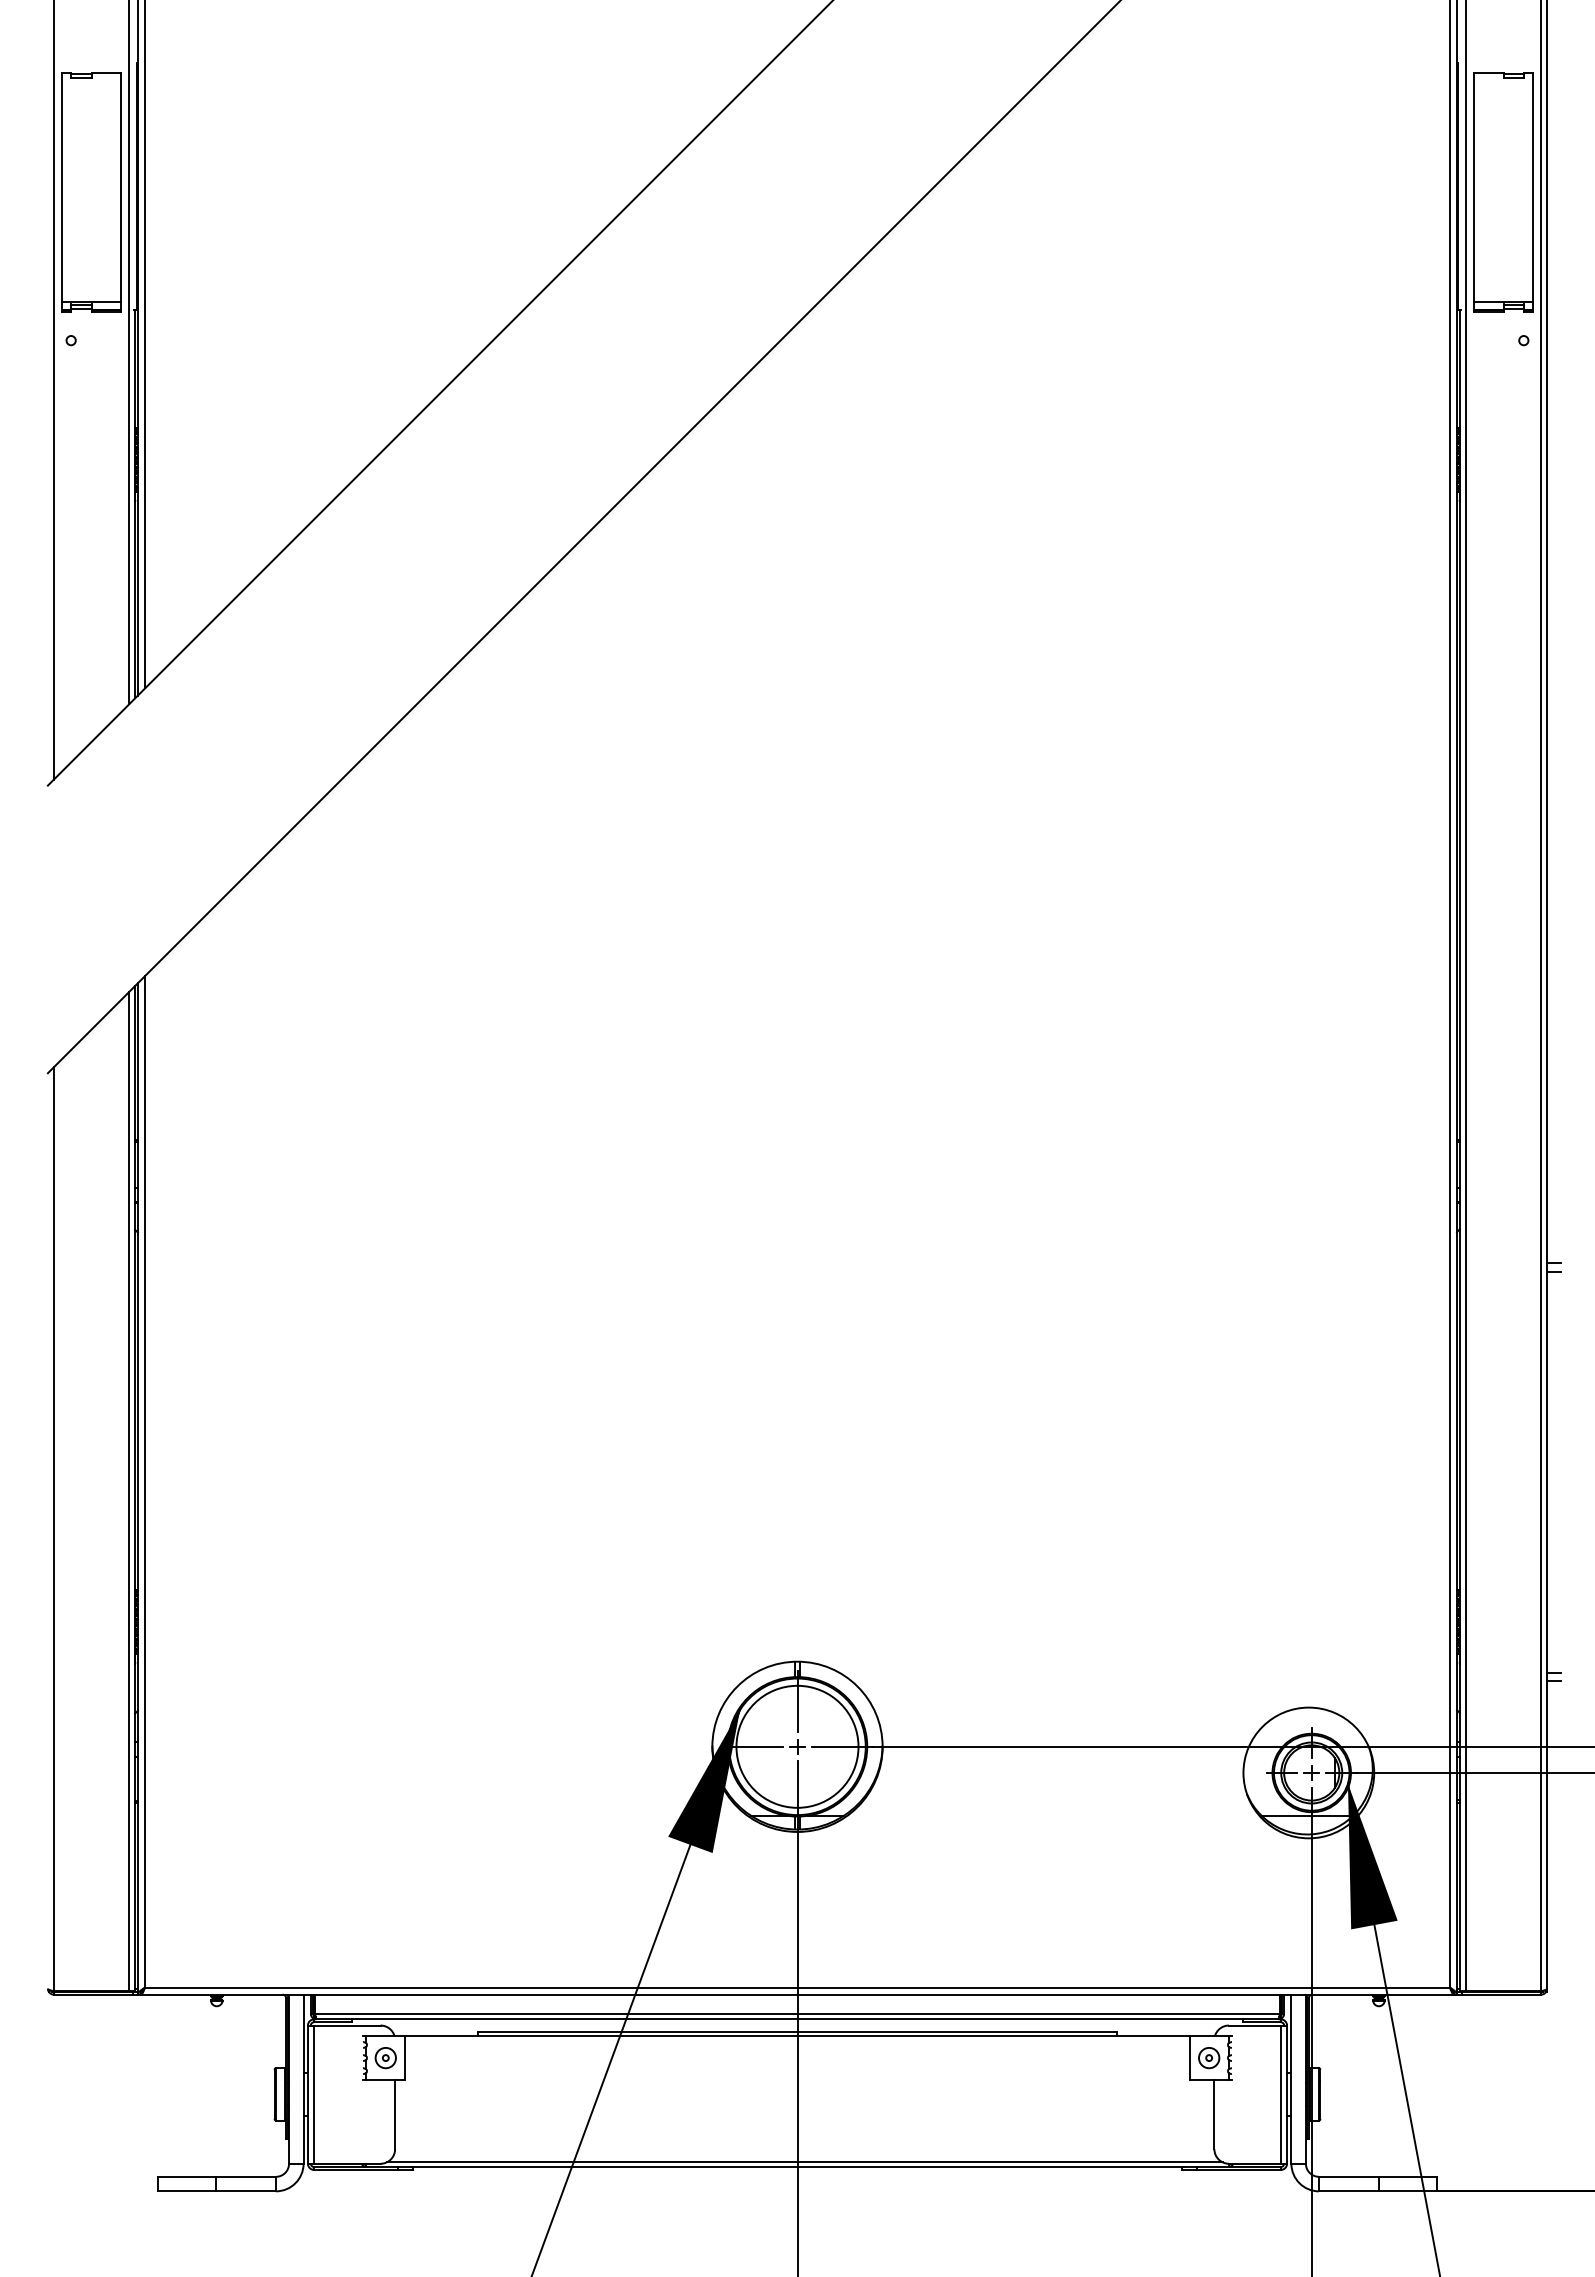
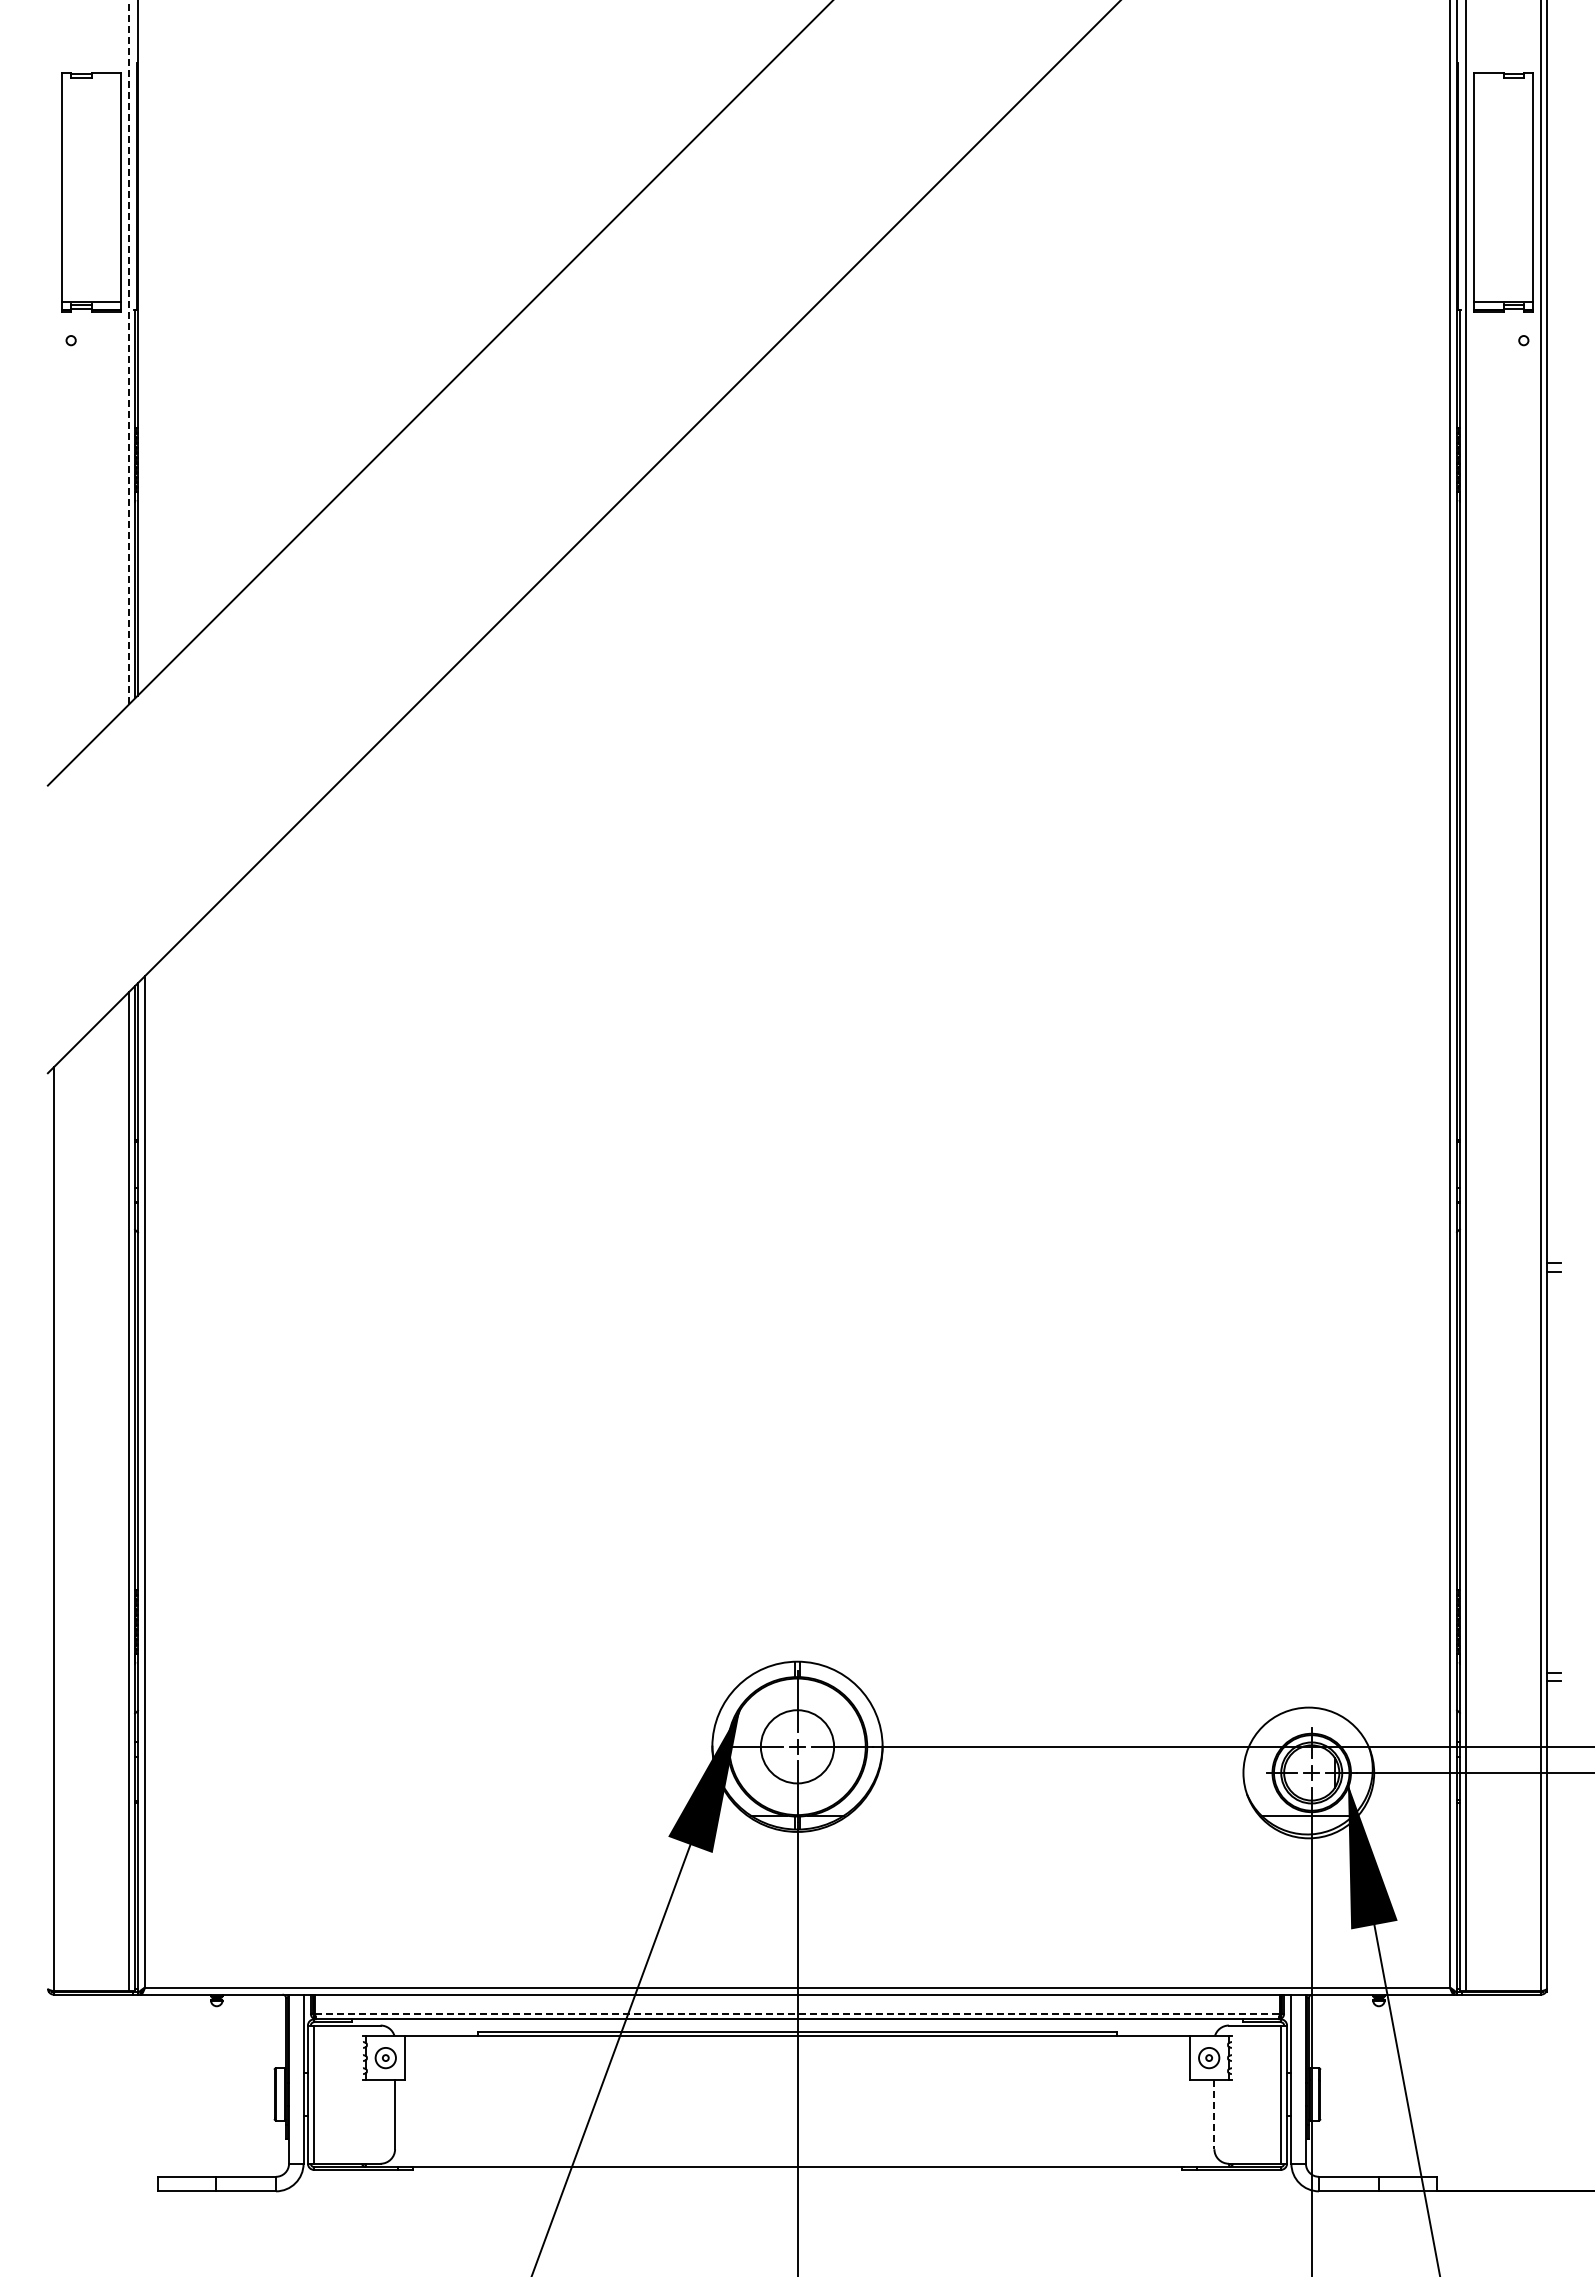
line: present -> none (145, 345)
line: solid -> dashed (129, 352)
line: present -> none (53, 390)
circle diameter: 122 px -> 73 px (797, 1746)
line: solid -> dashed (797, 2013)
line: solid -> dashed (1214, 2114)
line: present -> none (804, 2162)
